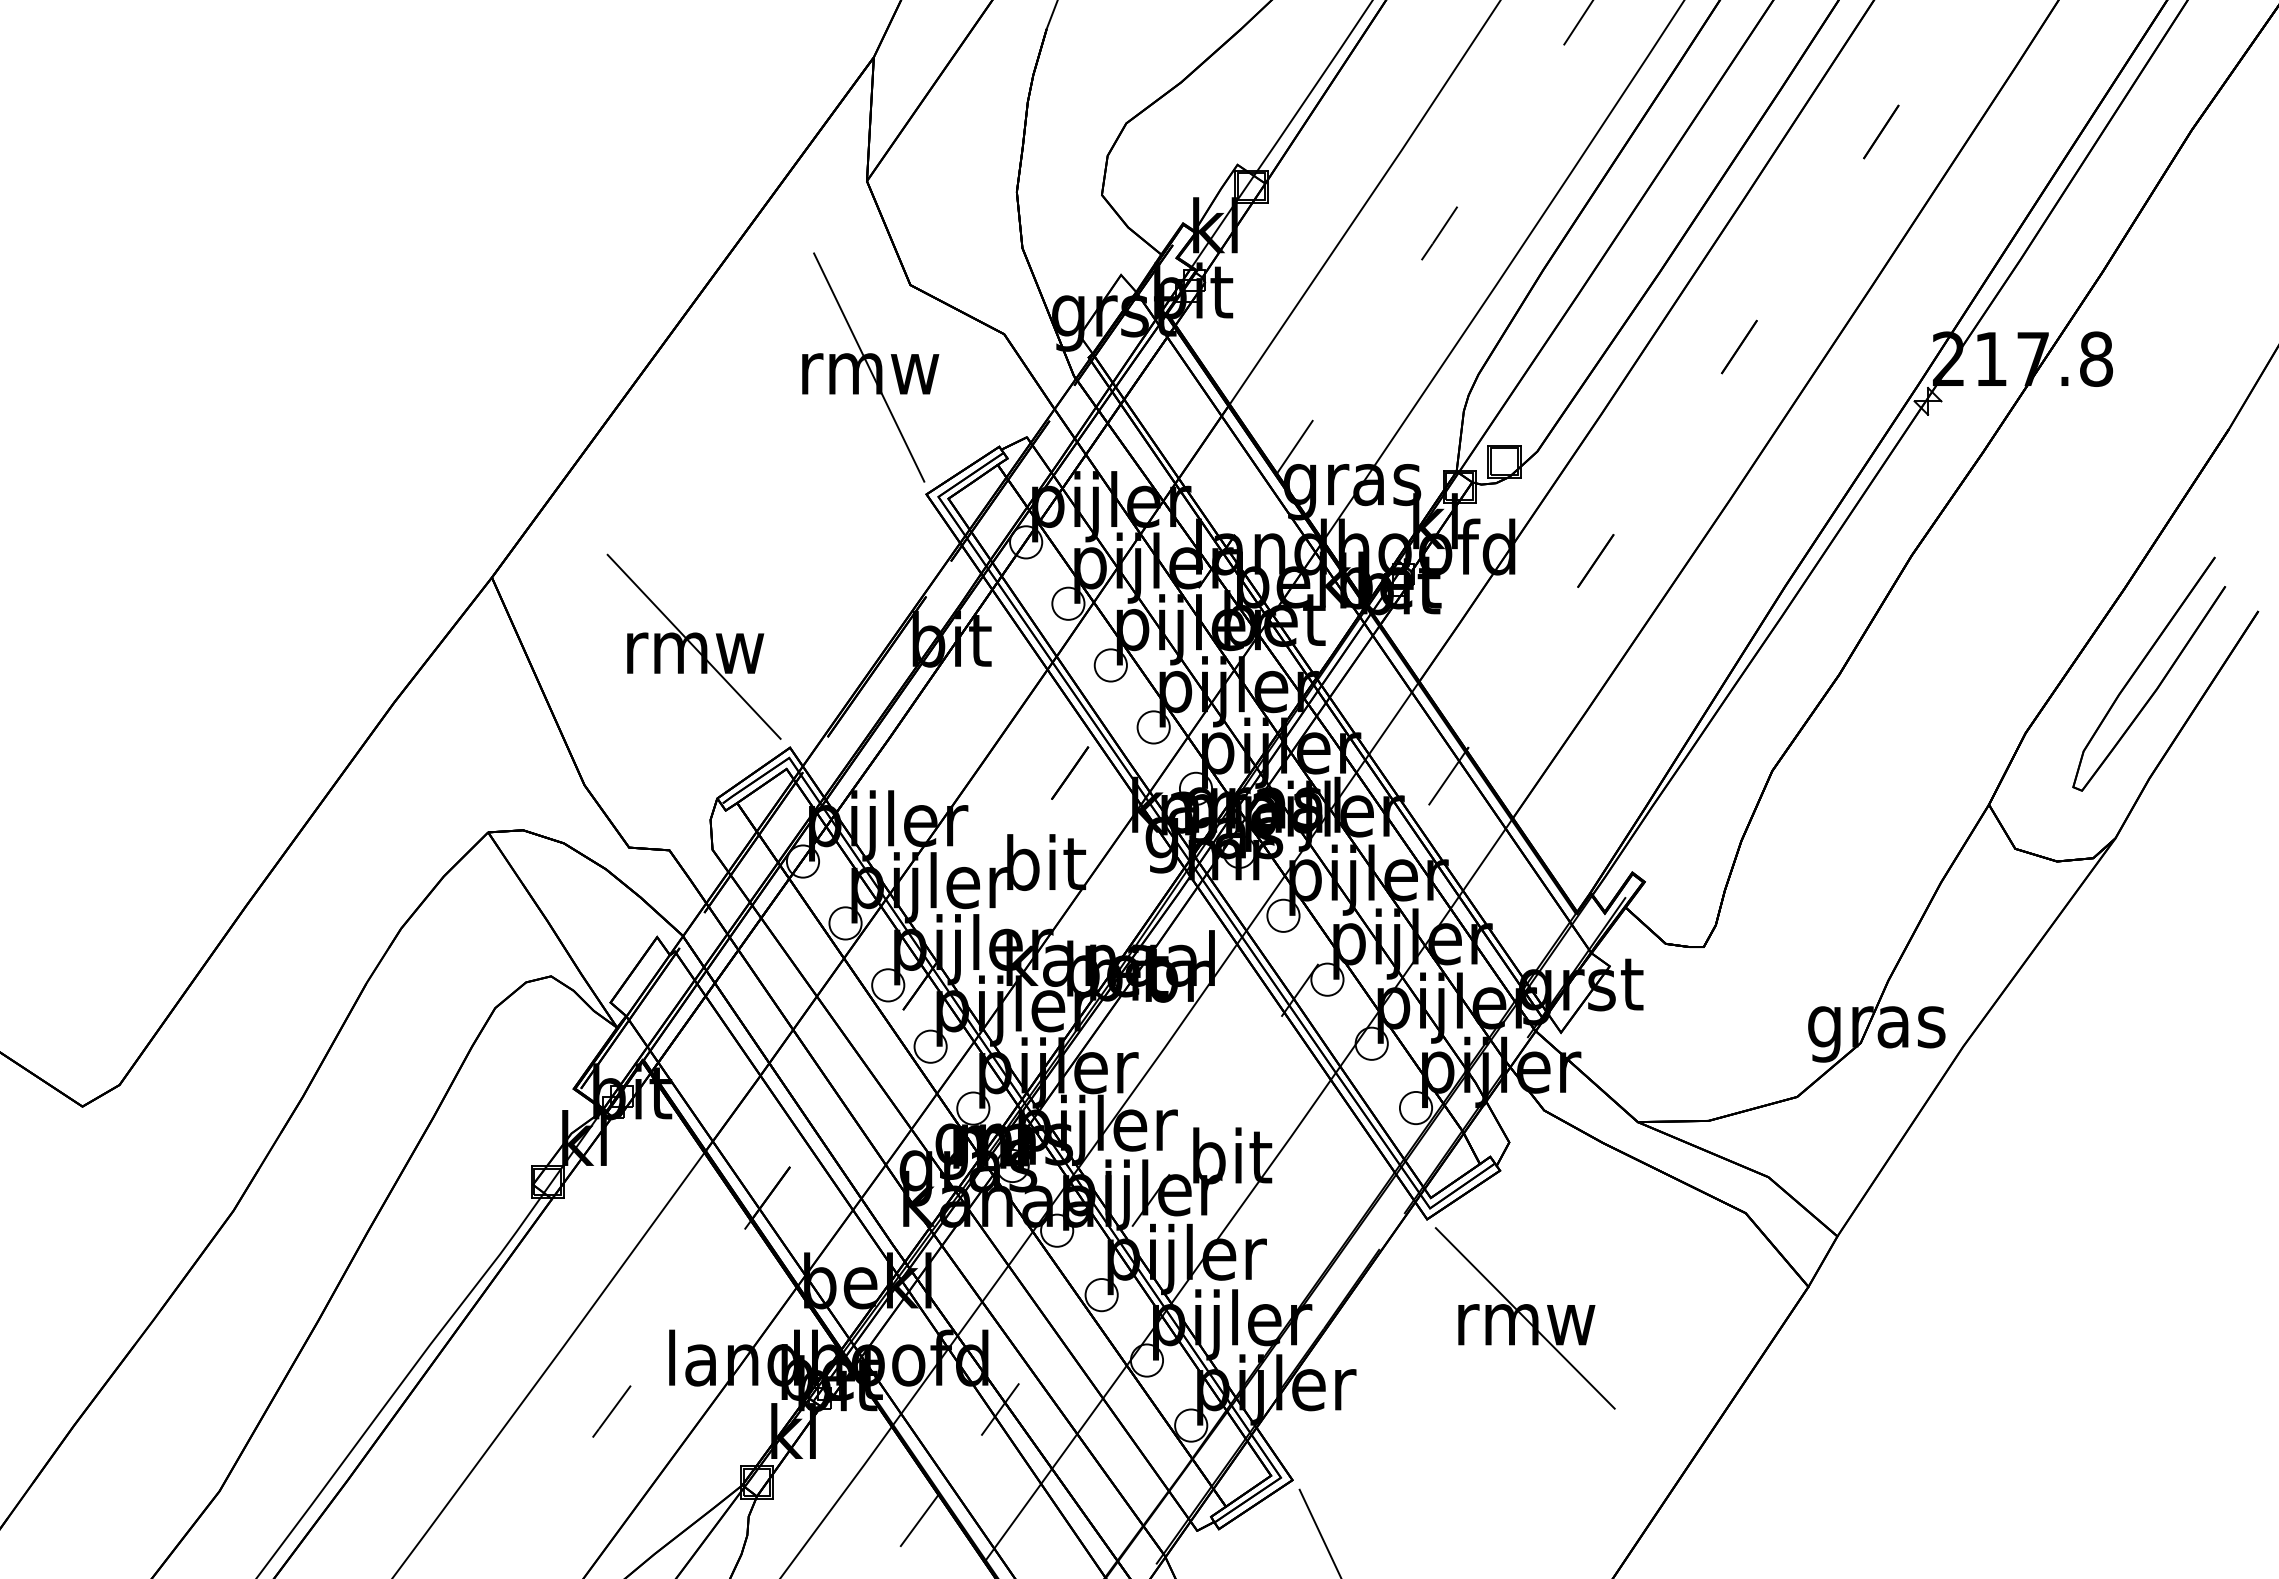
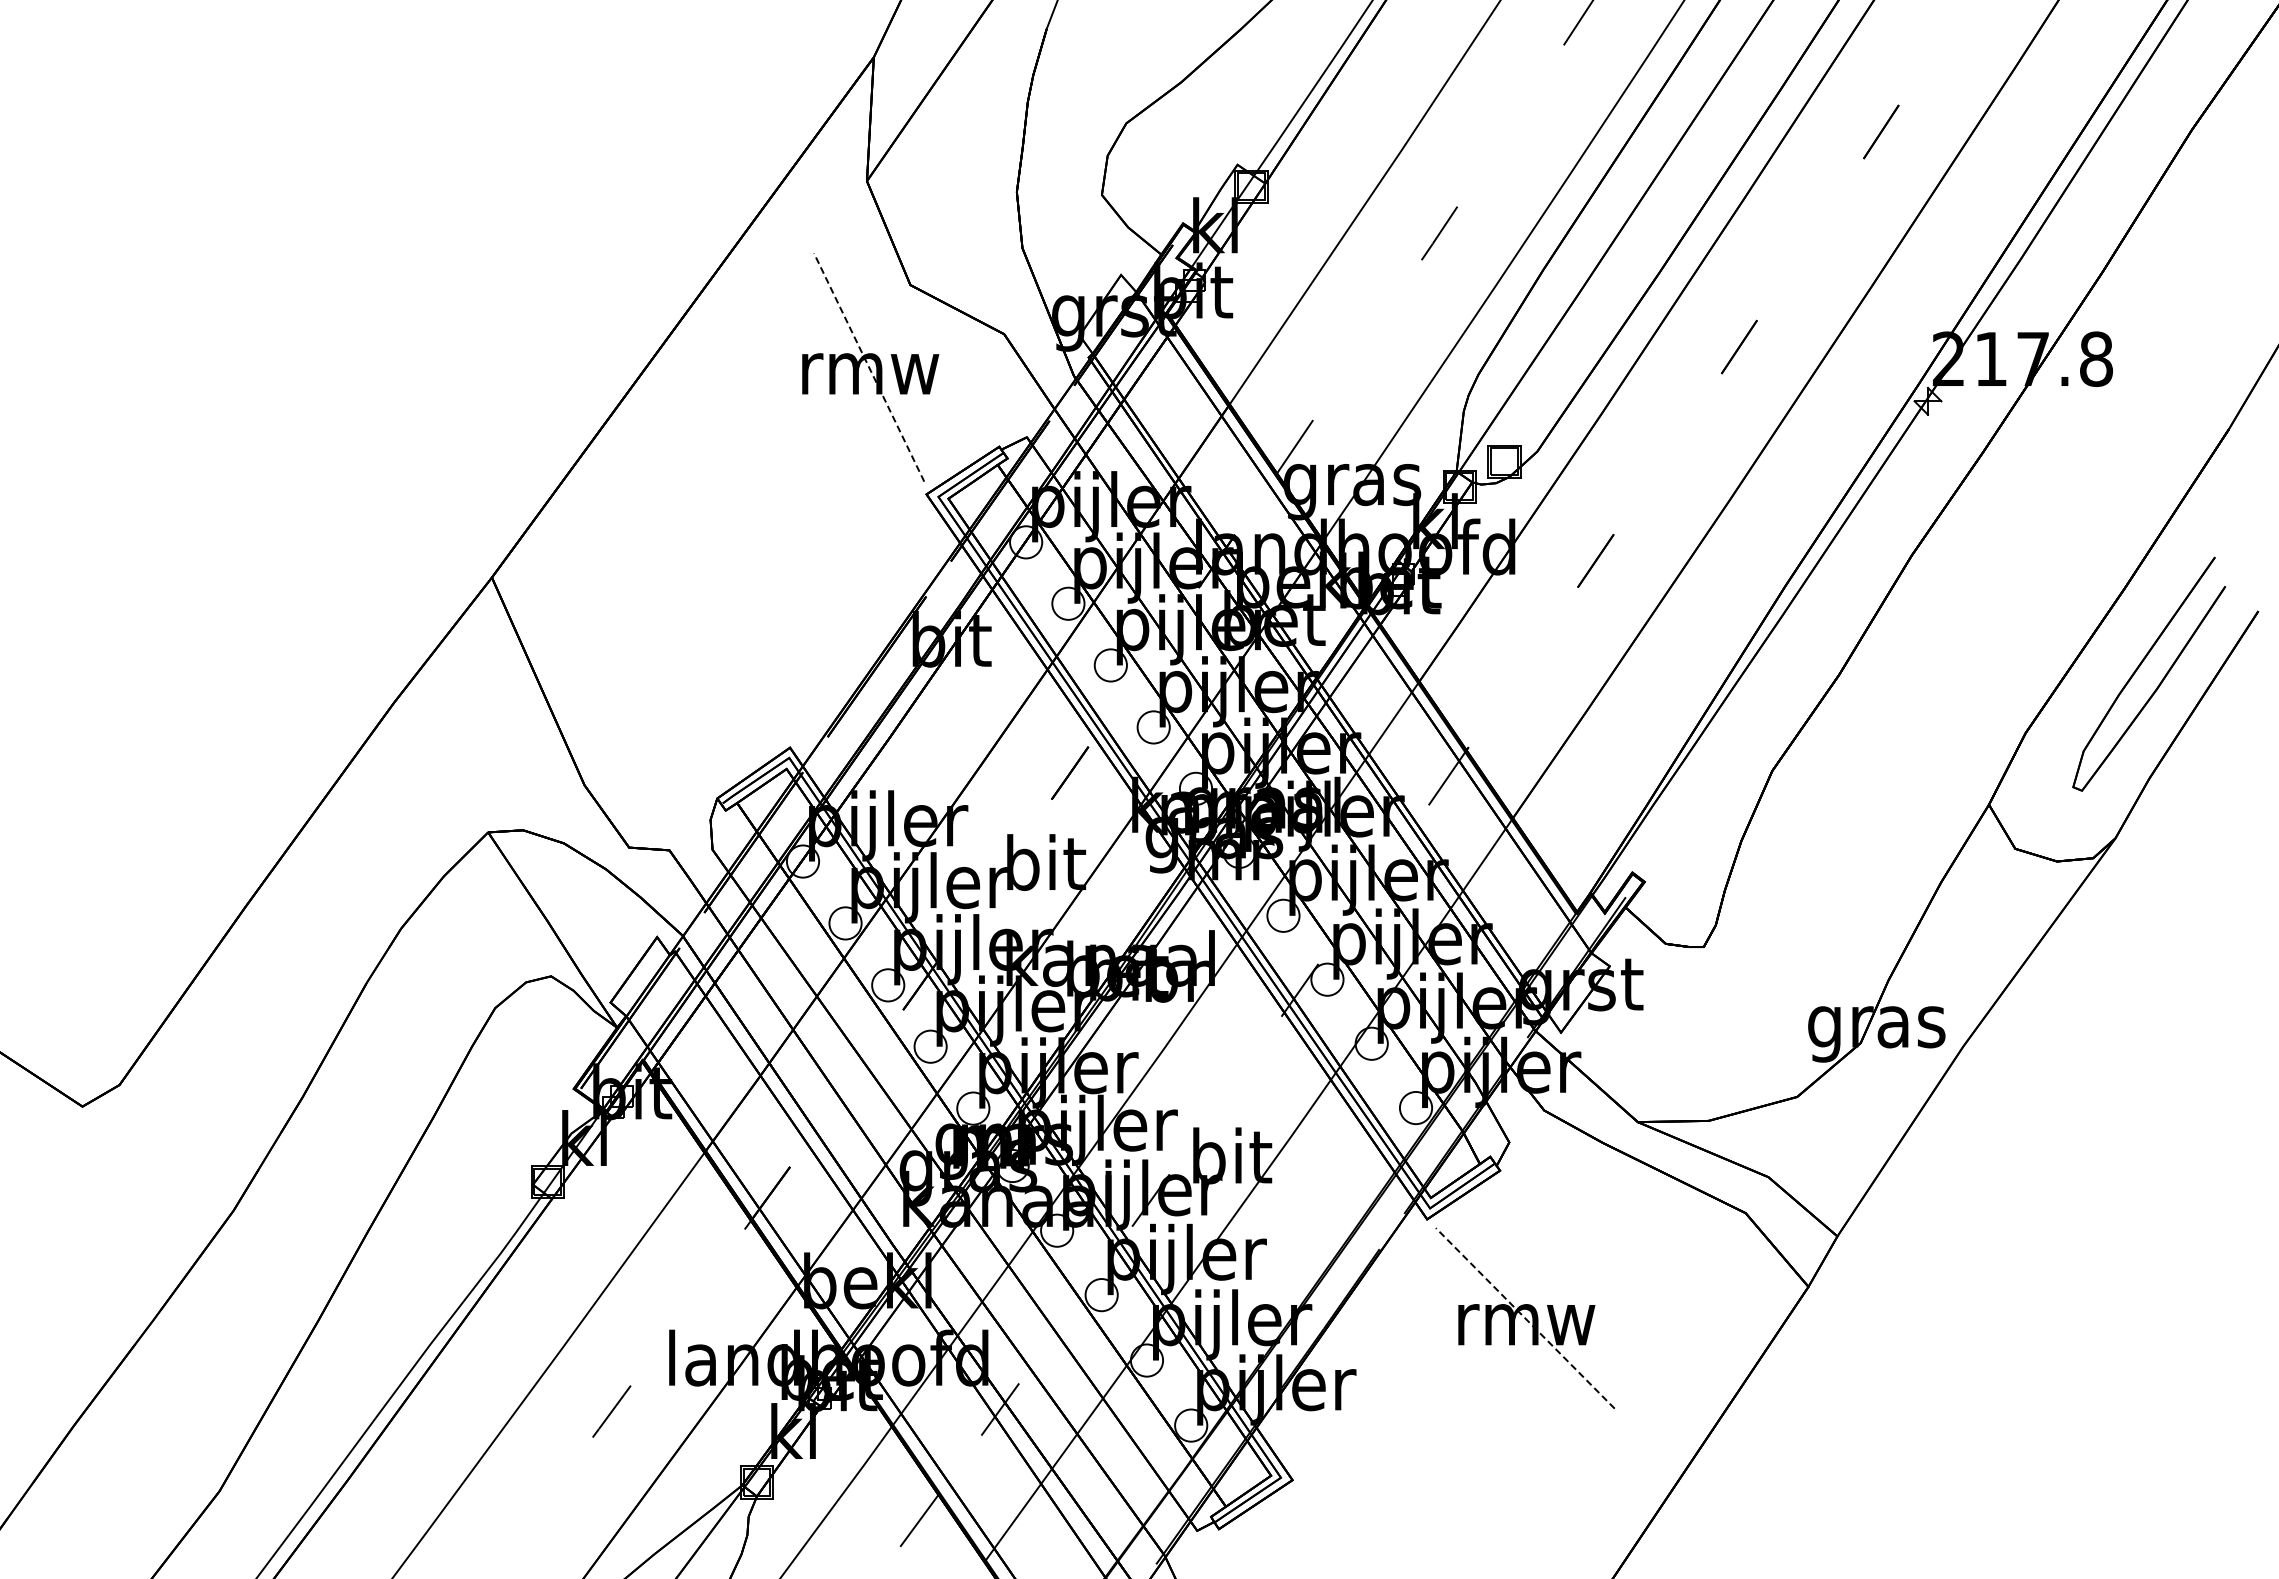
line: solid -> dashed (869, 367)
part: present -> none (693, 646)
line: solid -> dashed (1524, 1318)
line: present -> none (1319, 1532)
